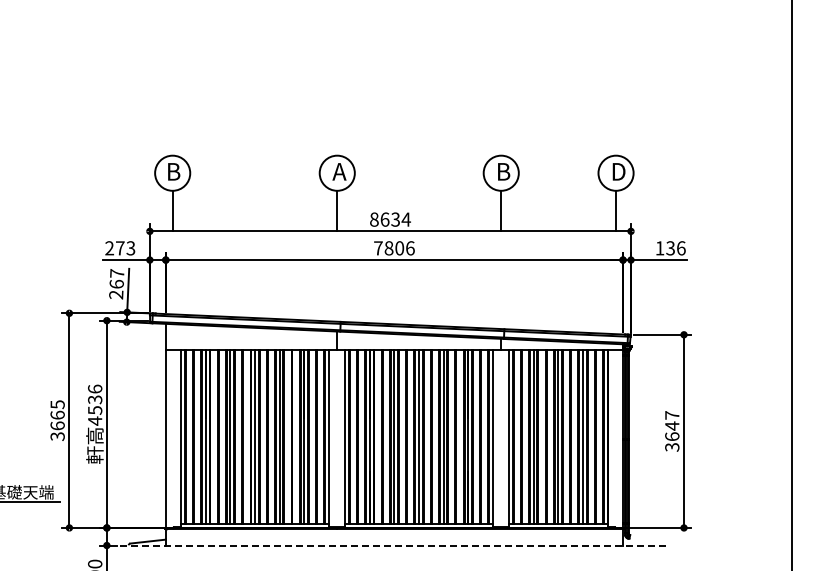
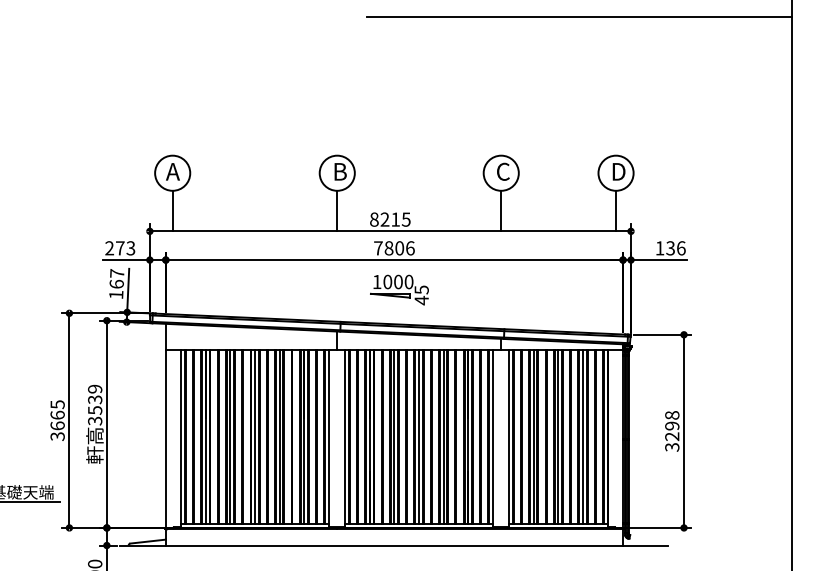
line: none -> present (579, 17)
text: B -> A (173, 171)
text: A -> B (339, 171)
text: B -> C (503, 171)
text: 8634 -> 8215 (395, 219)
part: none -> present (399, 289)
text: 267 -> 167 (116, 294)
text: 4536 -> 3539 (95, 404)
text: 3647 -> 3298 (672, 426)
line: dashed -> solid (394, 545)
